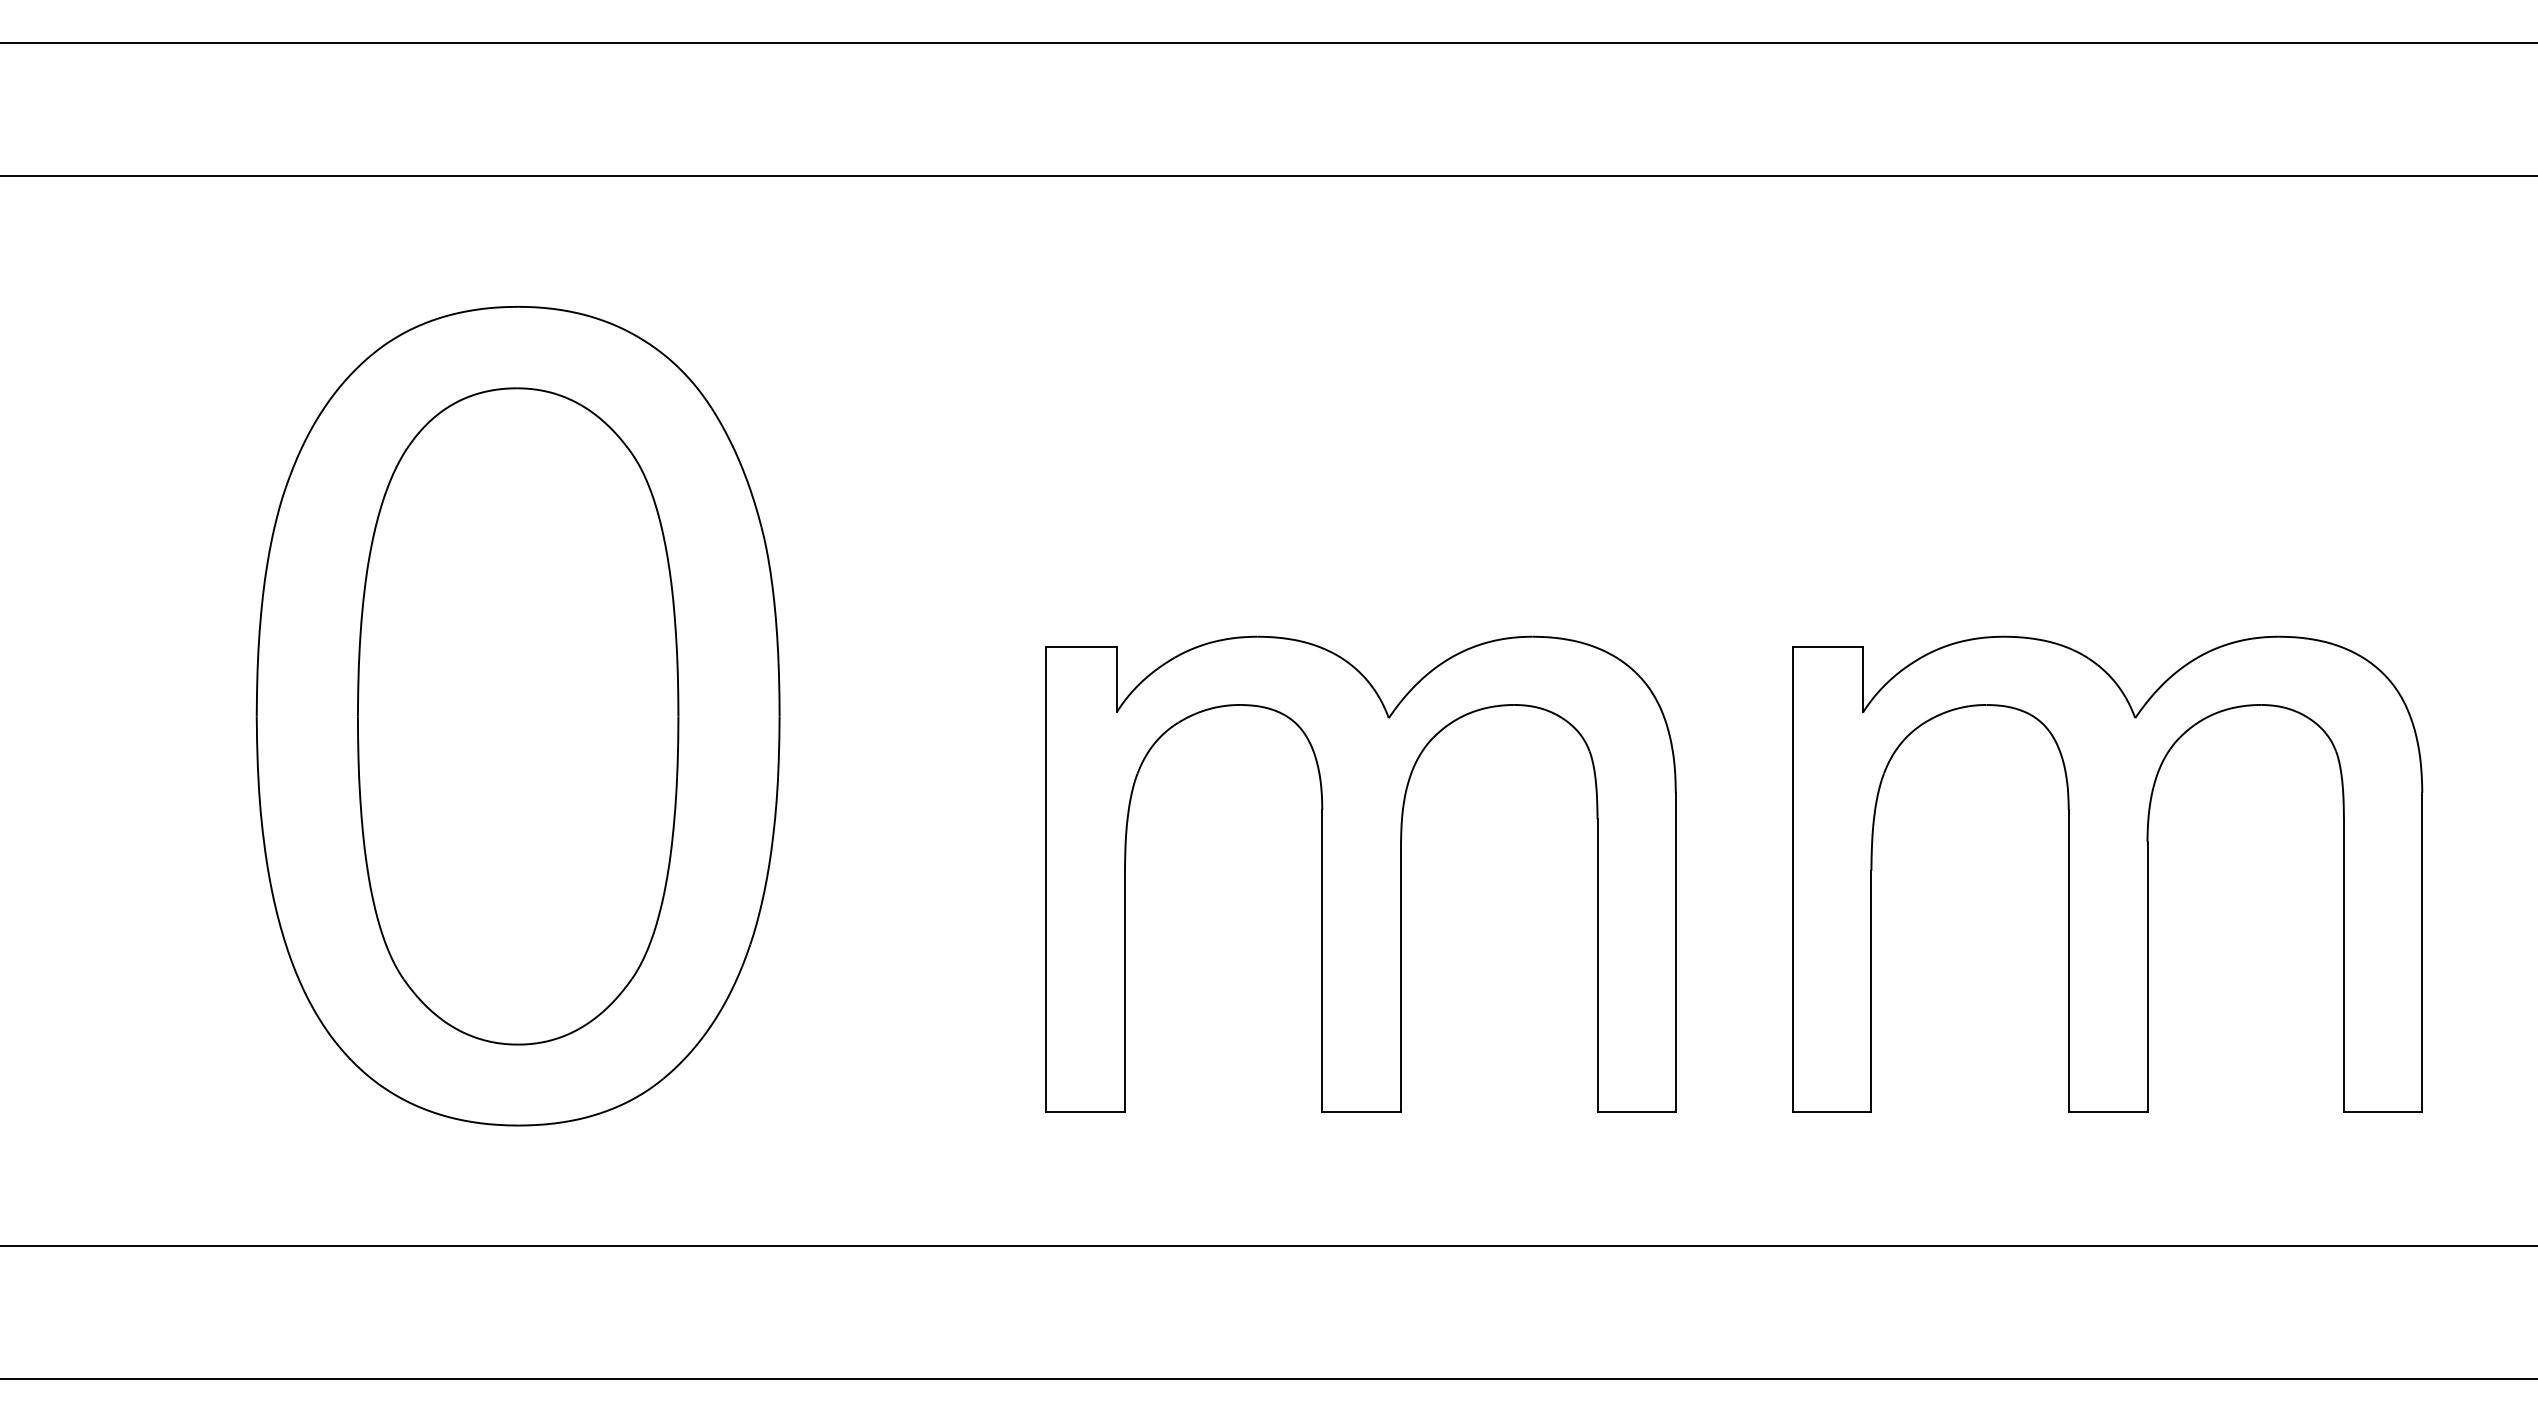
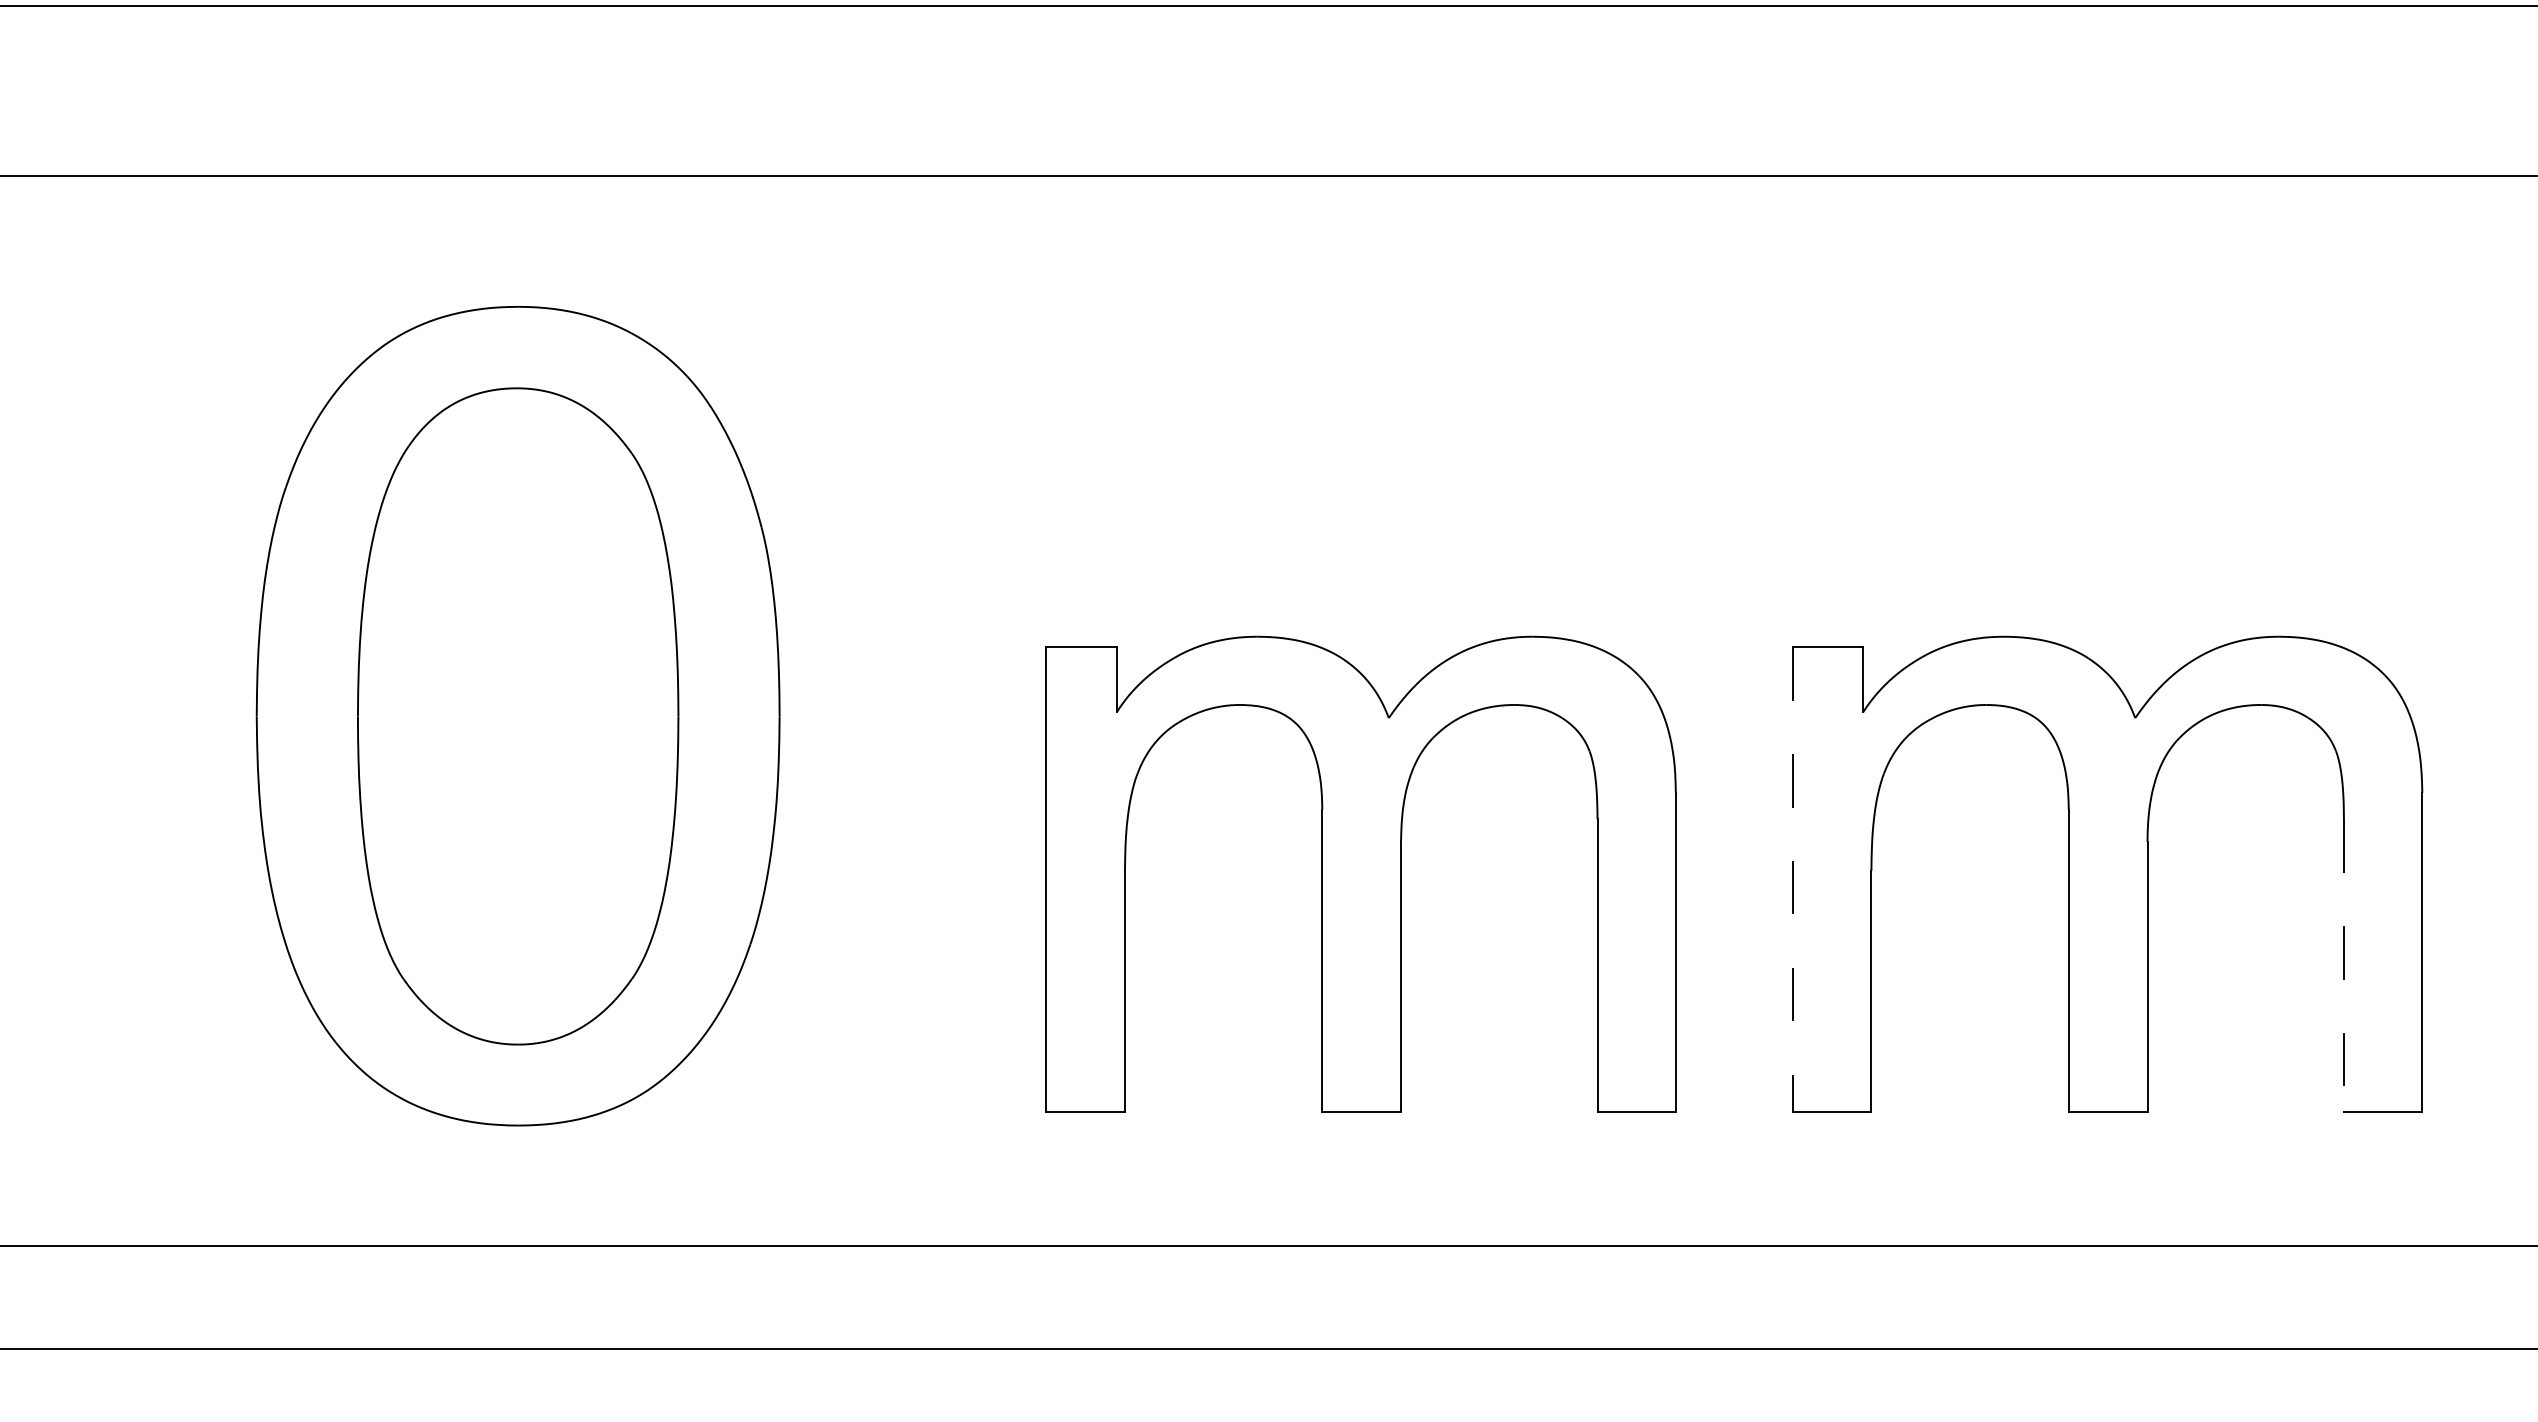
line position: (1268, 42) -> (1268, 5) (1268, 5)
line: solid -> dashed (1792, 880)
line: solid -> dashed (2343, 966)
line position: (1268, 1379) -> (1268, 1349) (1268, 1349)
